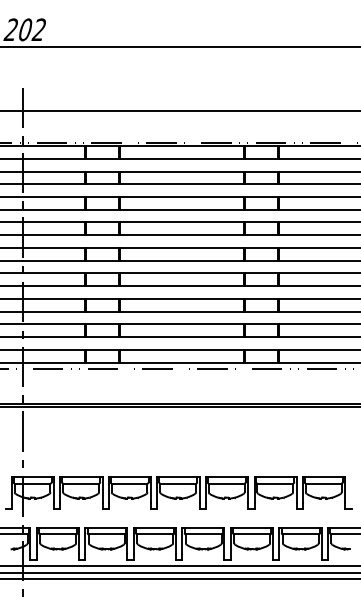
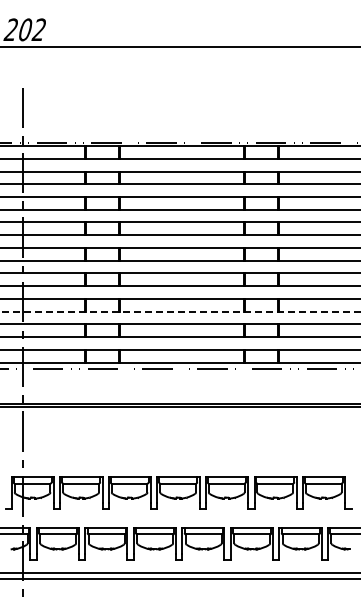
line: present -> none (179, 111)
line: solid -> dashed (180, 311)
line: present -> none (179, 566)
